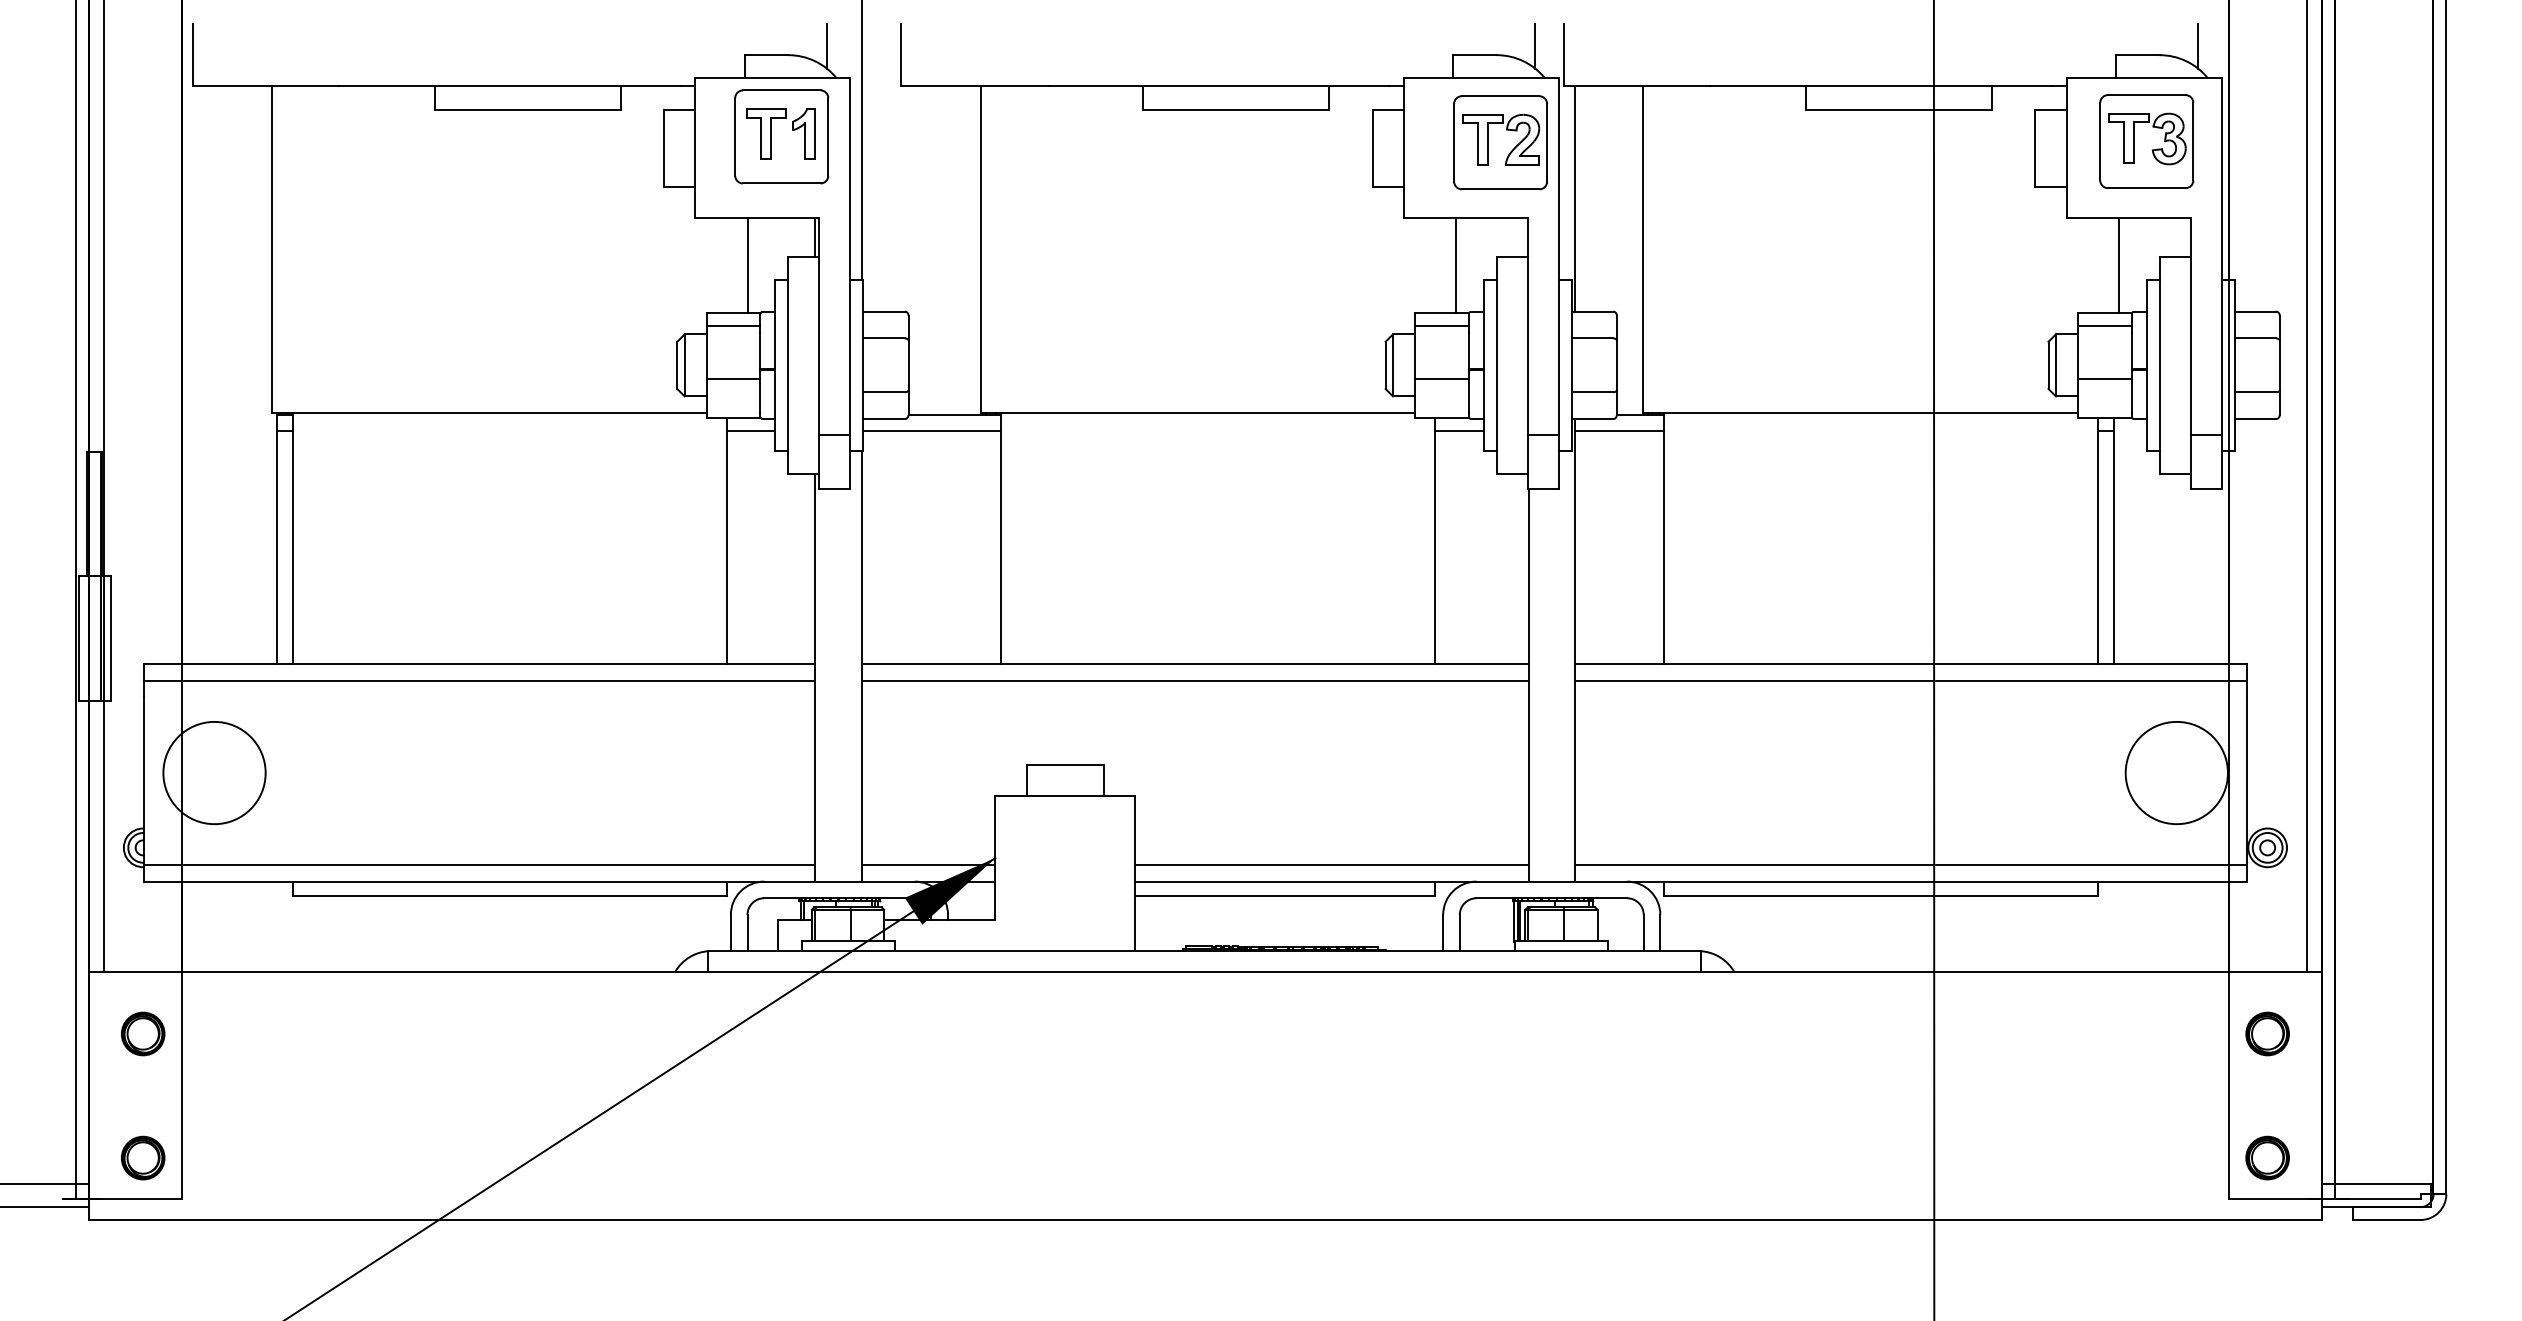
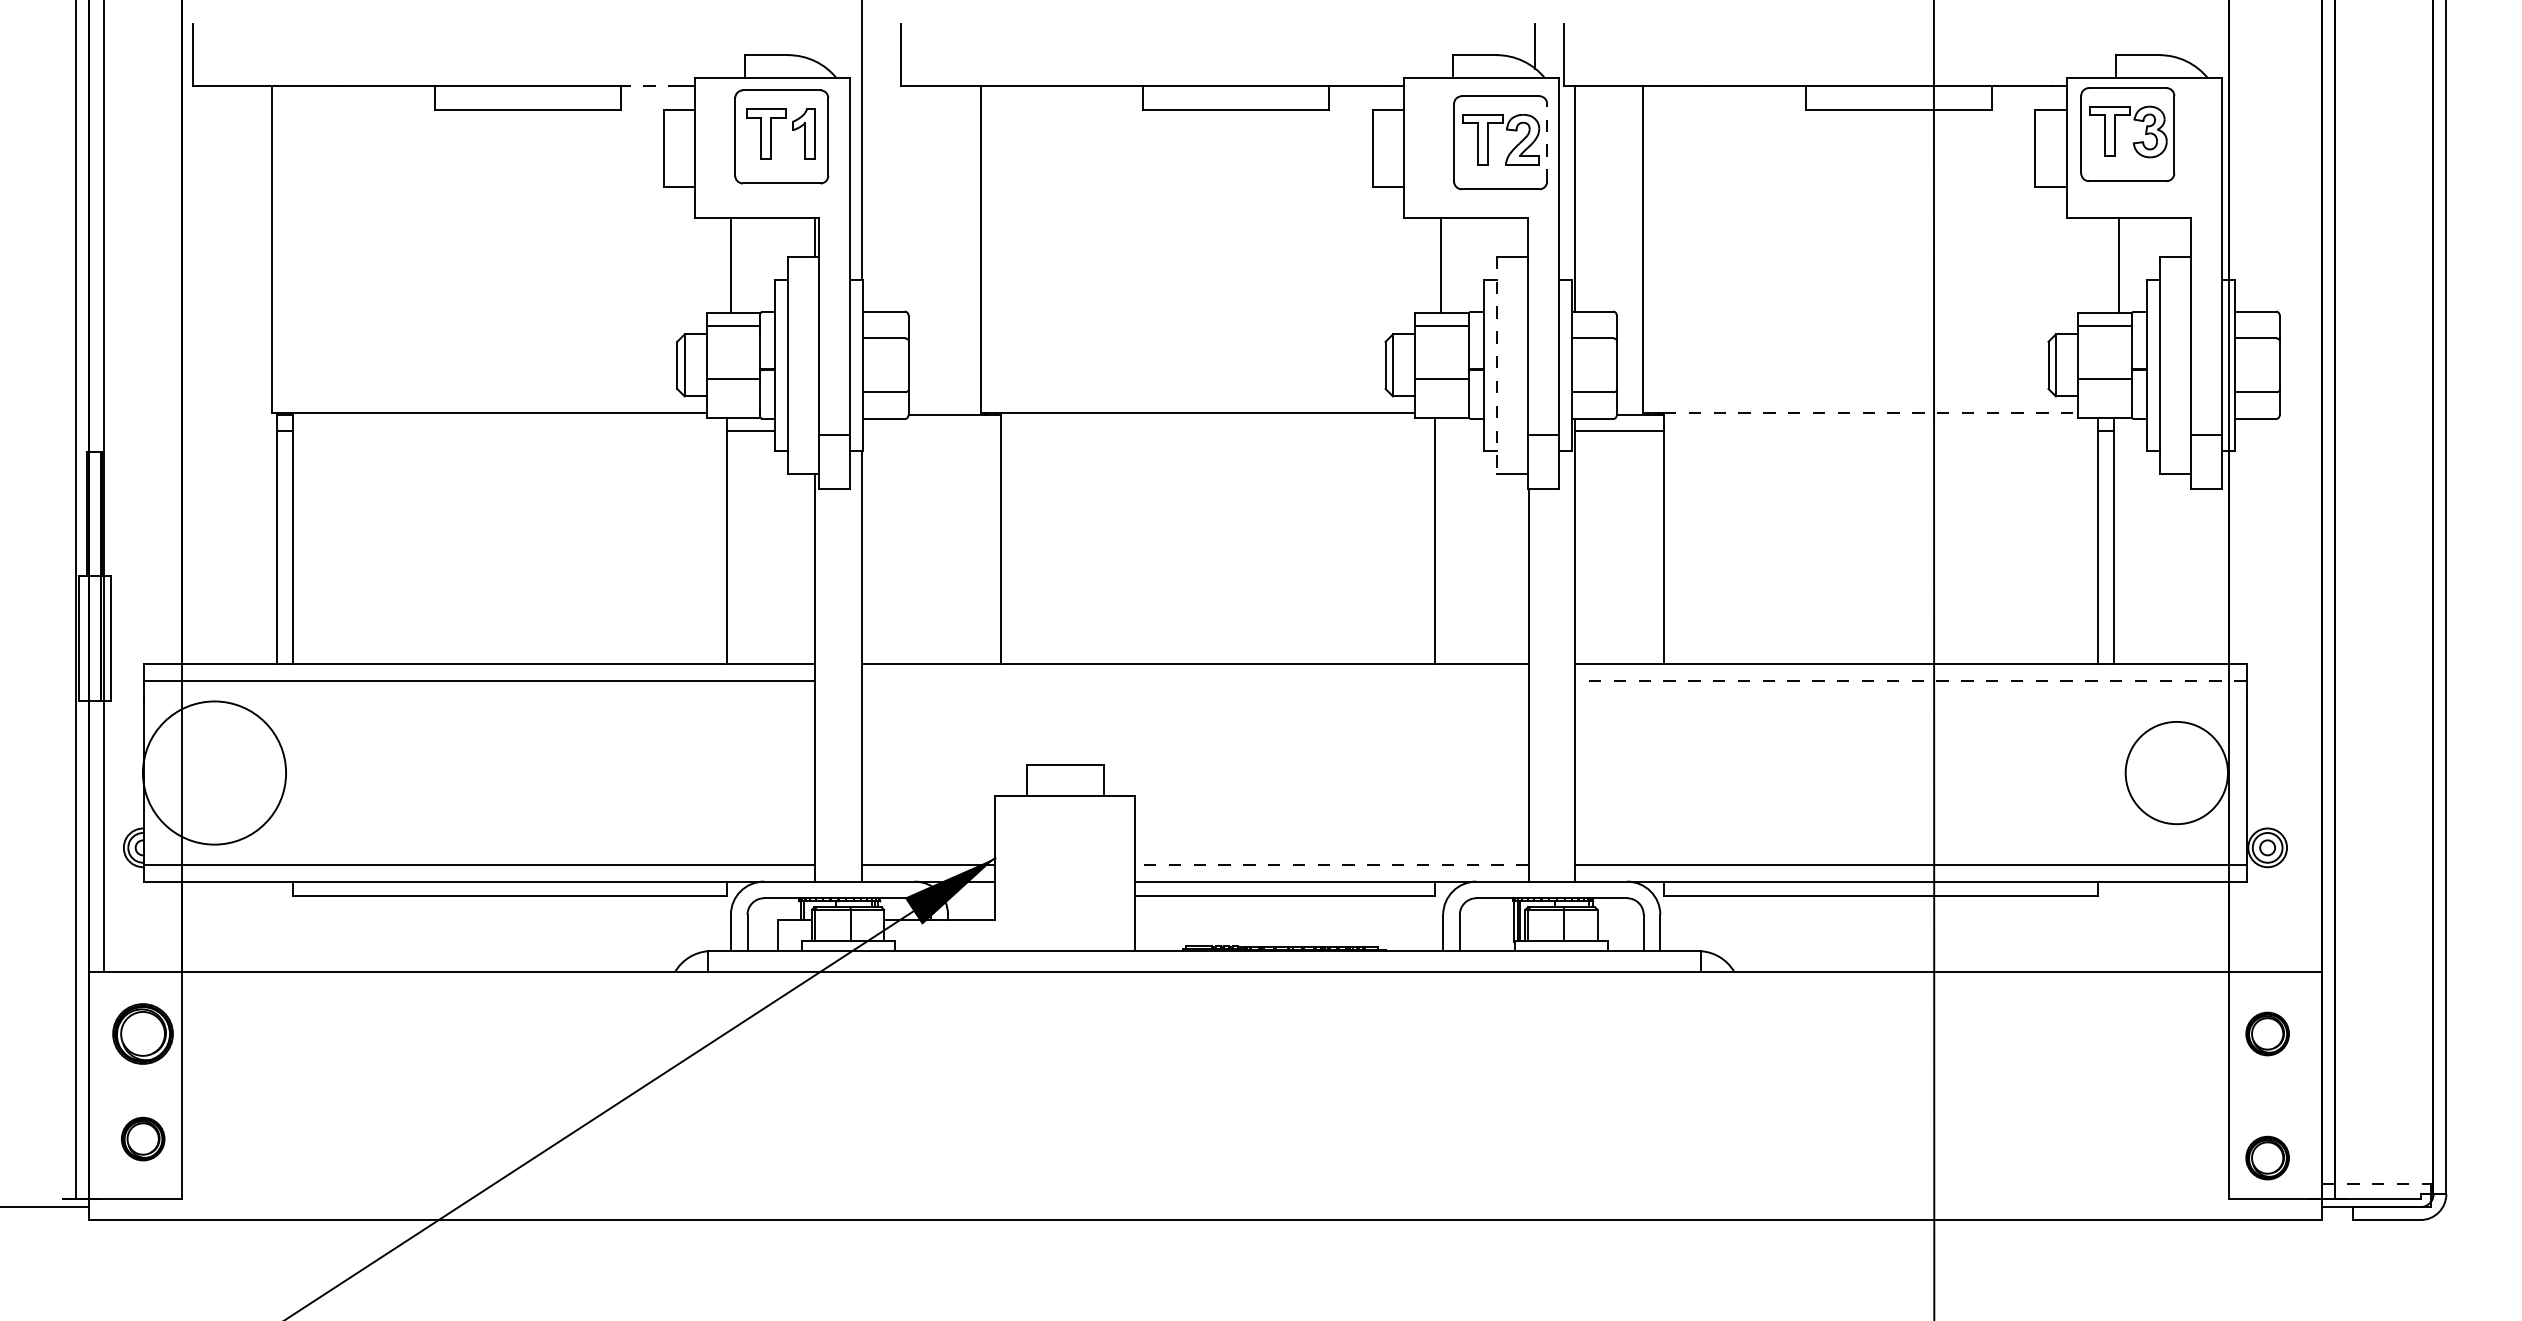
line: present -> none (827, 46)
line: present -> none (2198, 46)
line: solid -> dashed (650, 86)
part position: (2146, 141) -> (2127, 134) (2127, 134)
line: solid -> dashed (1547, 142)
line position: (747, 264) -> (730, 264) (730, 264)
line position: (1455, 264) -> (1440, 264) (1440, 264)
line: solid -> dashed (1496, 365)
line: solid -> dashed (1870, 412)
line: present -> none (932, 431)
line: present -> none (1459, 431)
line: present -> none (2306, 486)
line: present -> none (1194, 681)
line: solid -> dashed (1910, 681)
circle diameter: 102 px -> 143 px (214, 772)
line: solid -> dashed (1331, 865)
part size: 45x46 px -> 62x62 px (142, 1033)
part position: (143, 1157) -> (143, 1138) (143, 1138)
line: present -> none (45, 1183)
line: solid -> dashed (2377, 1183)
